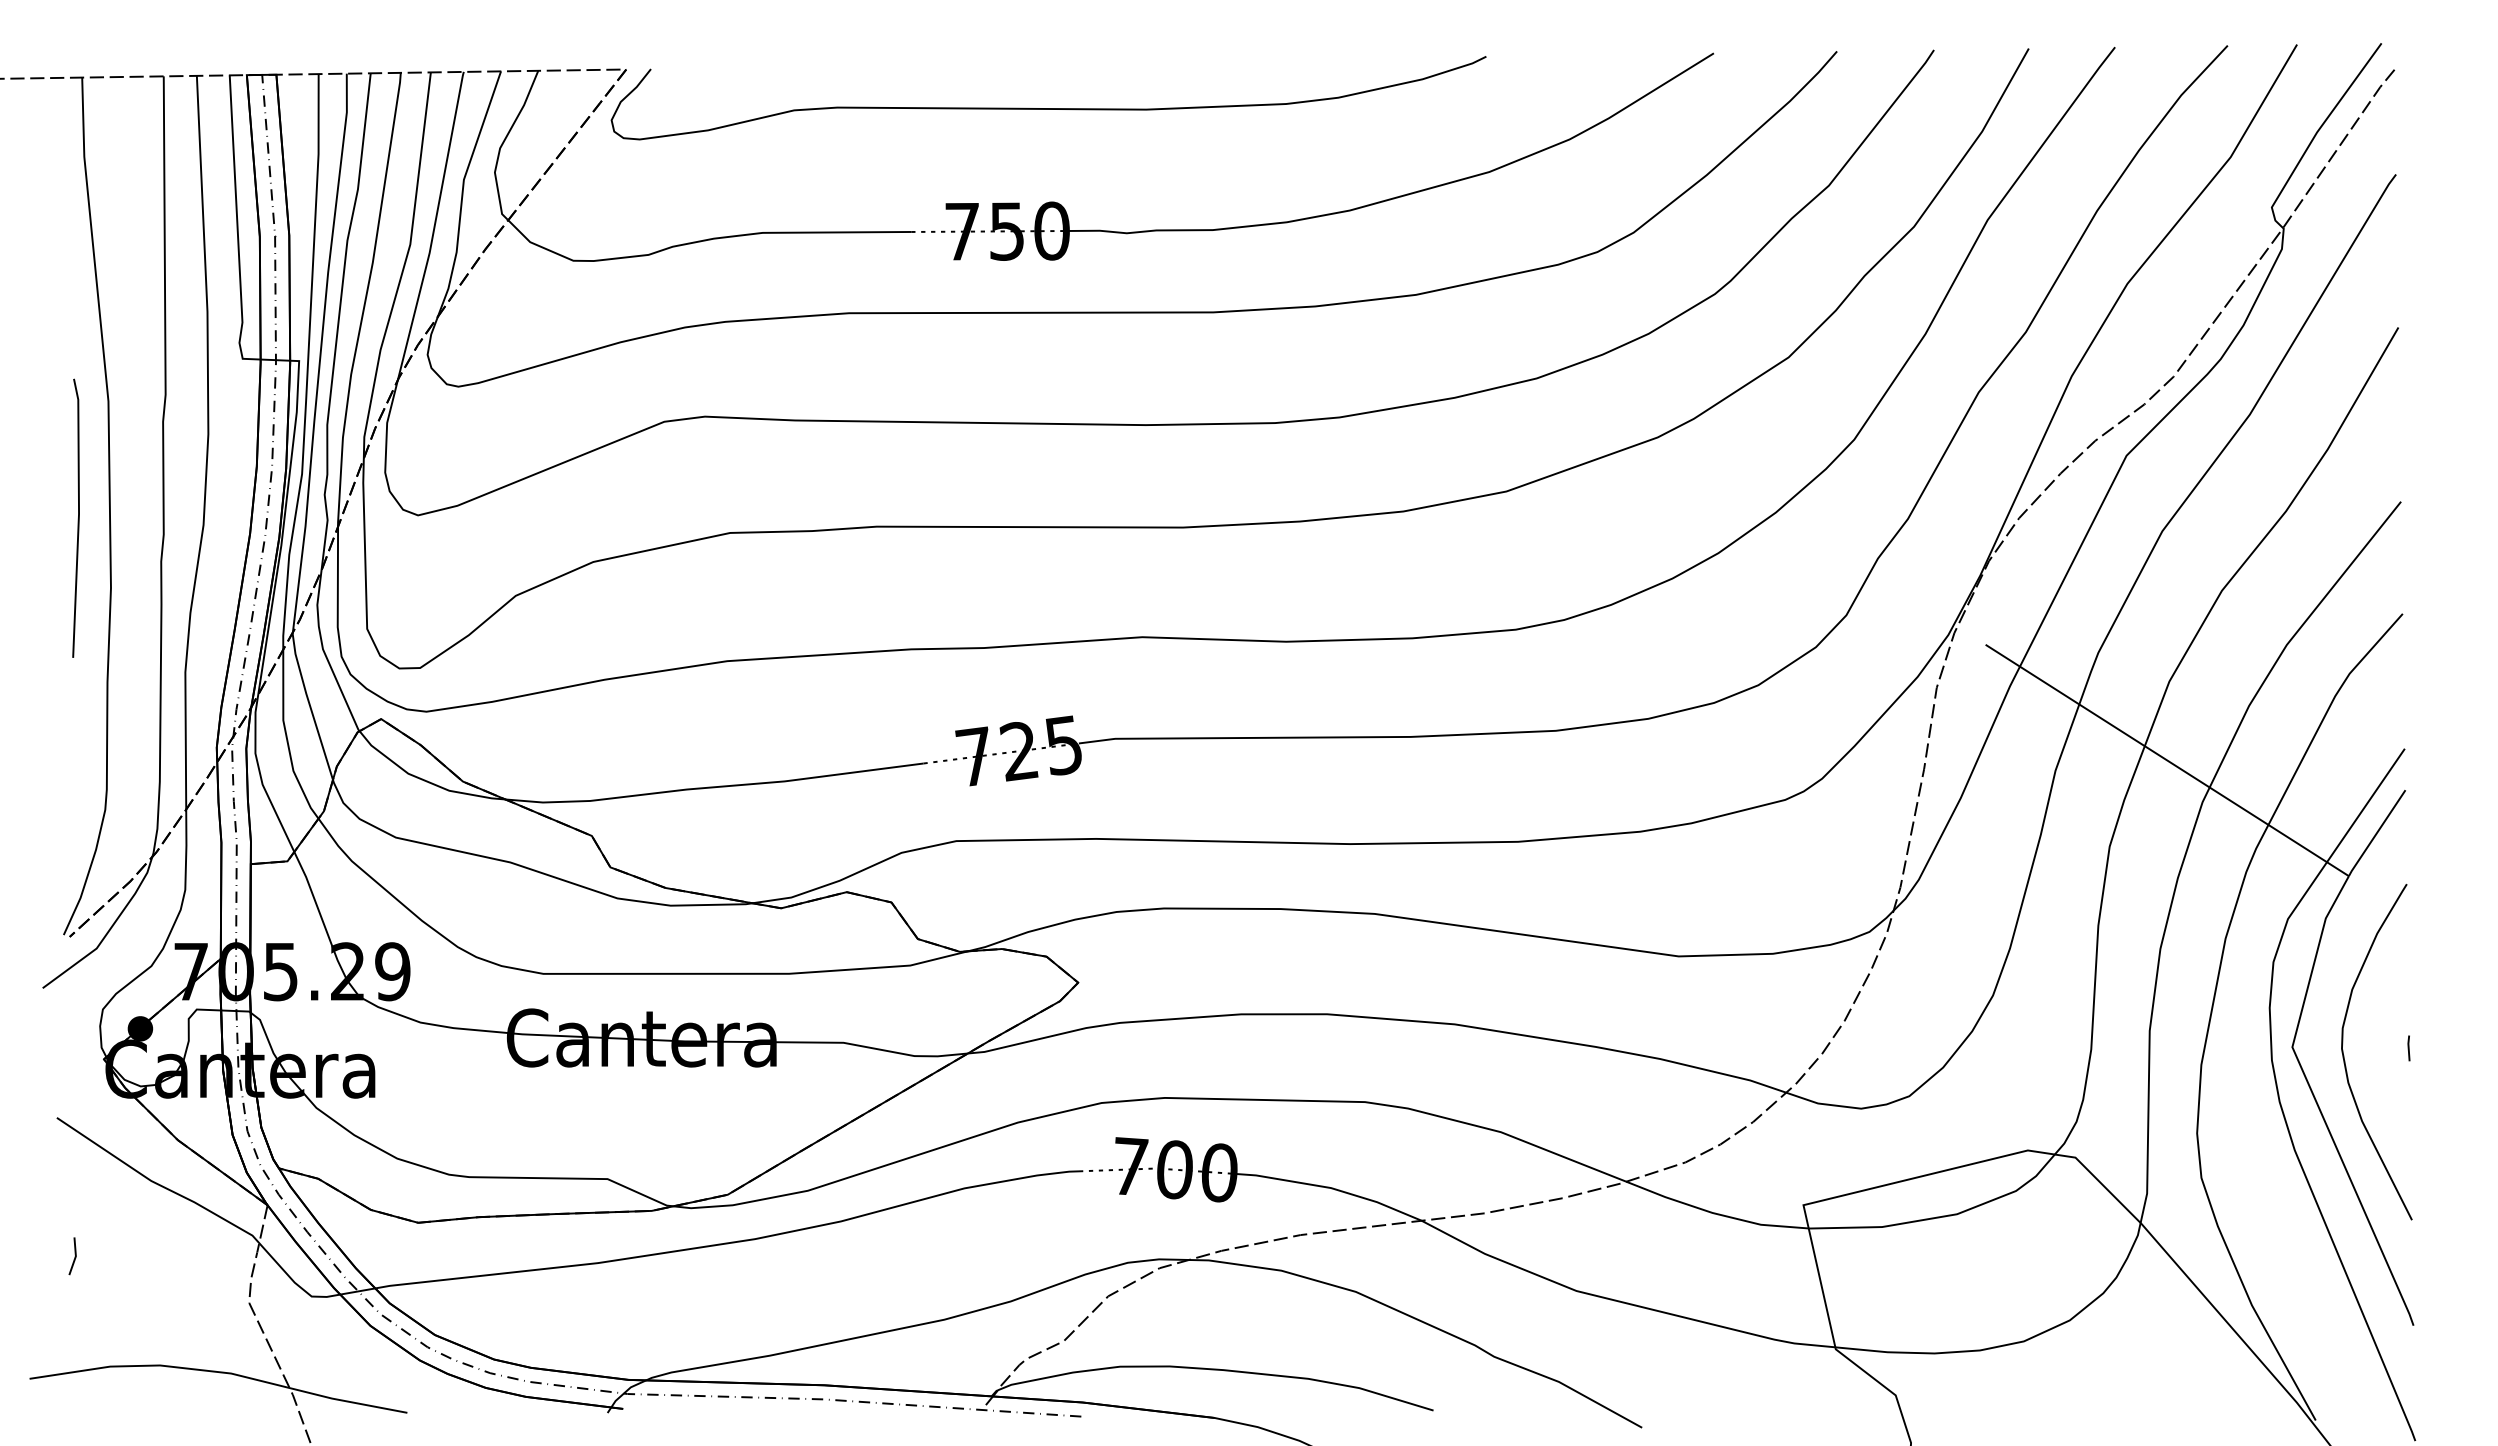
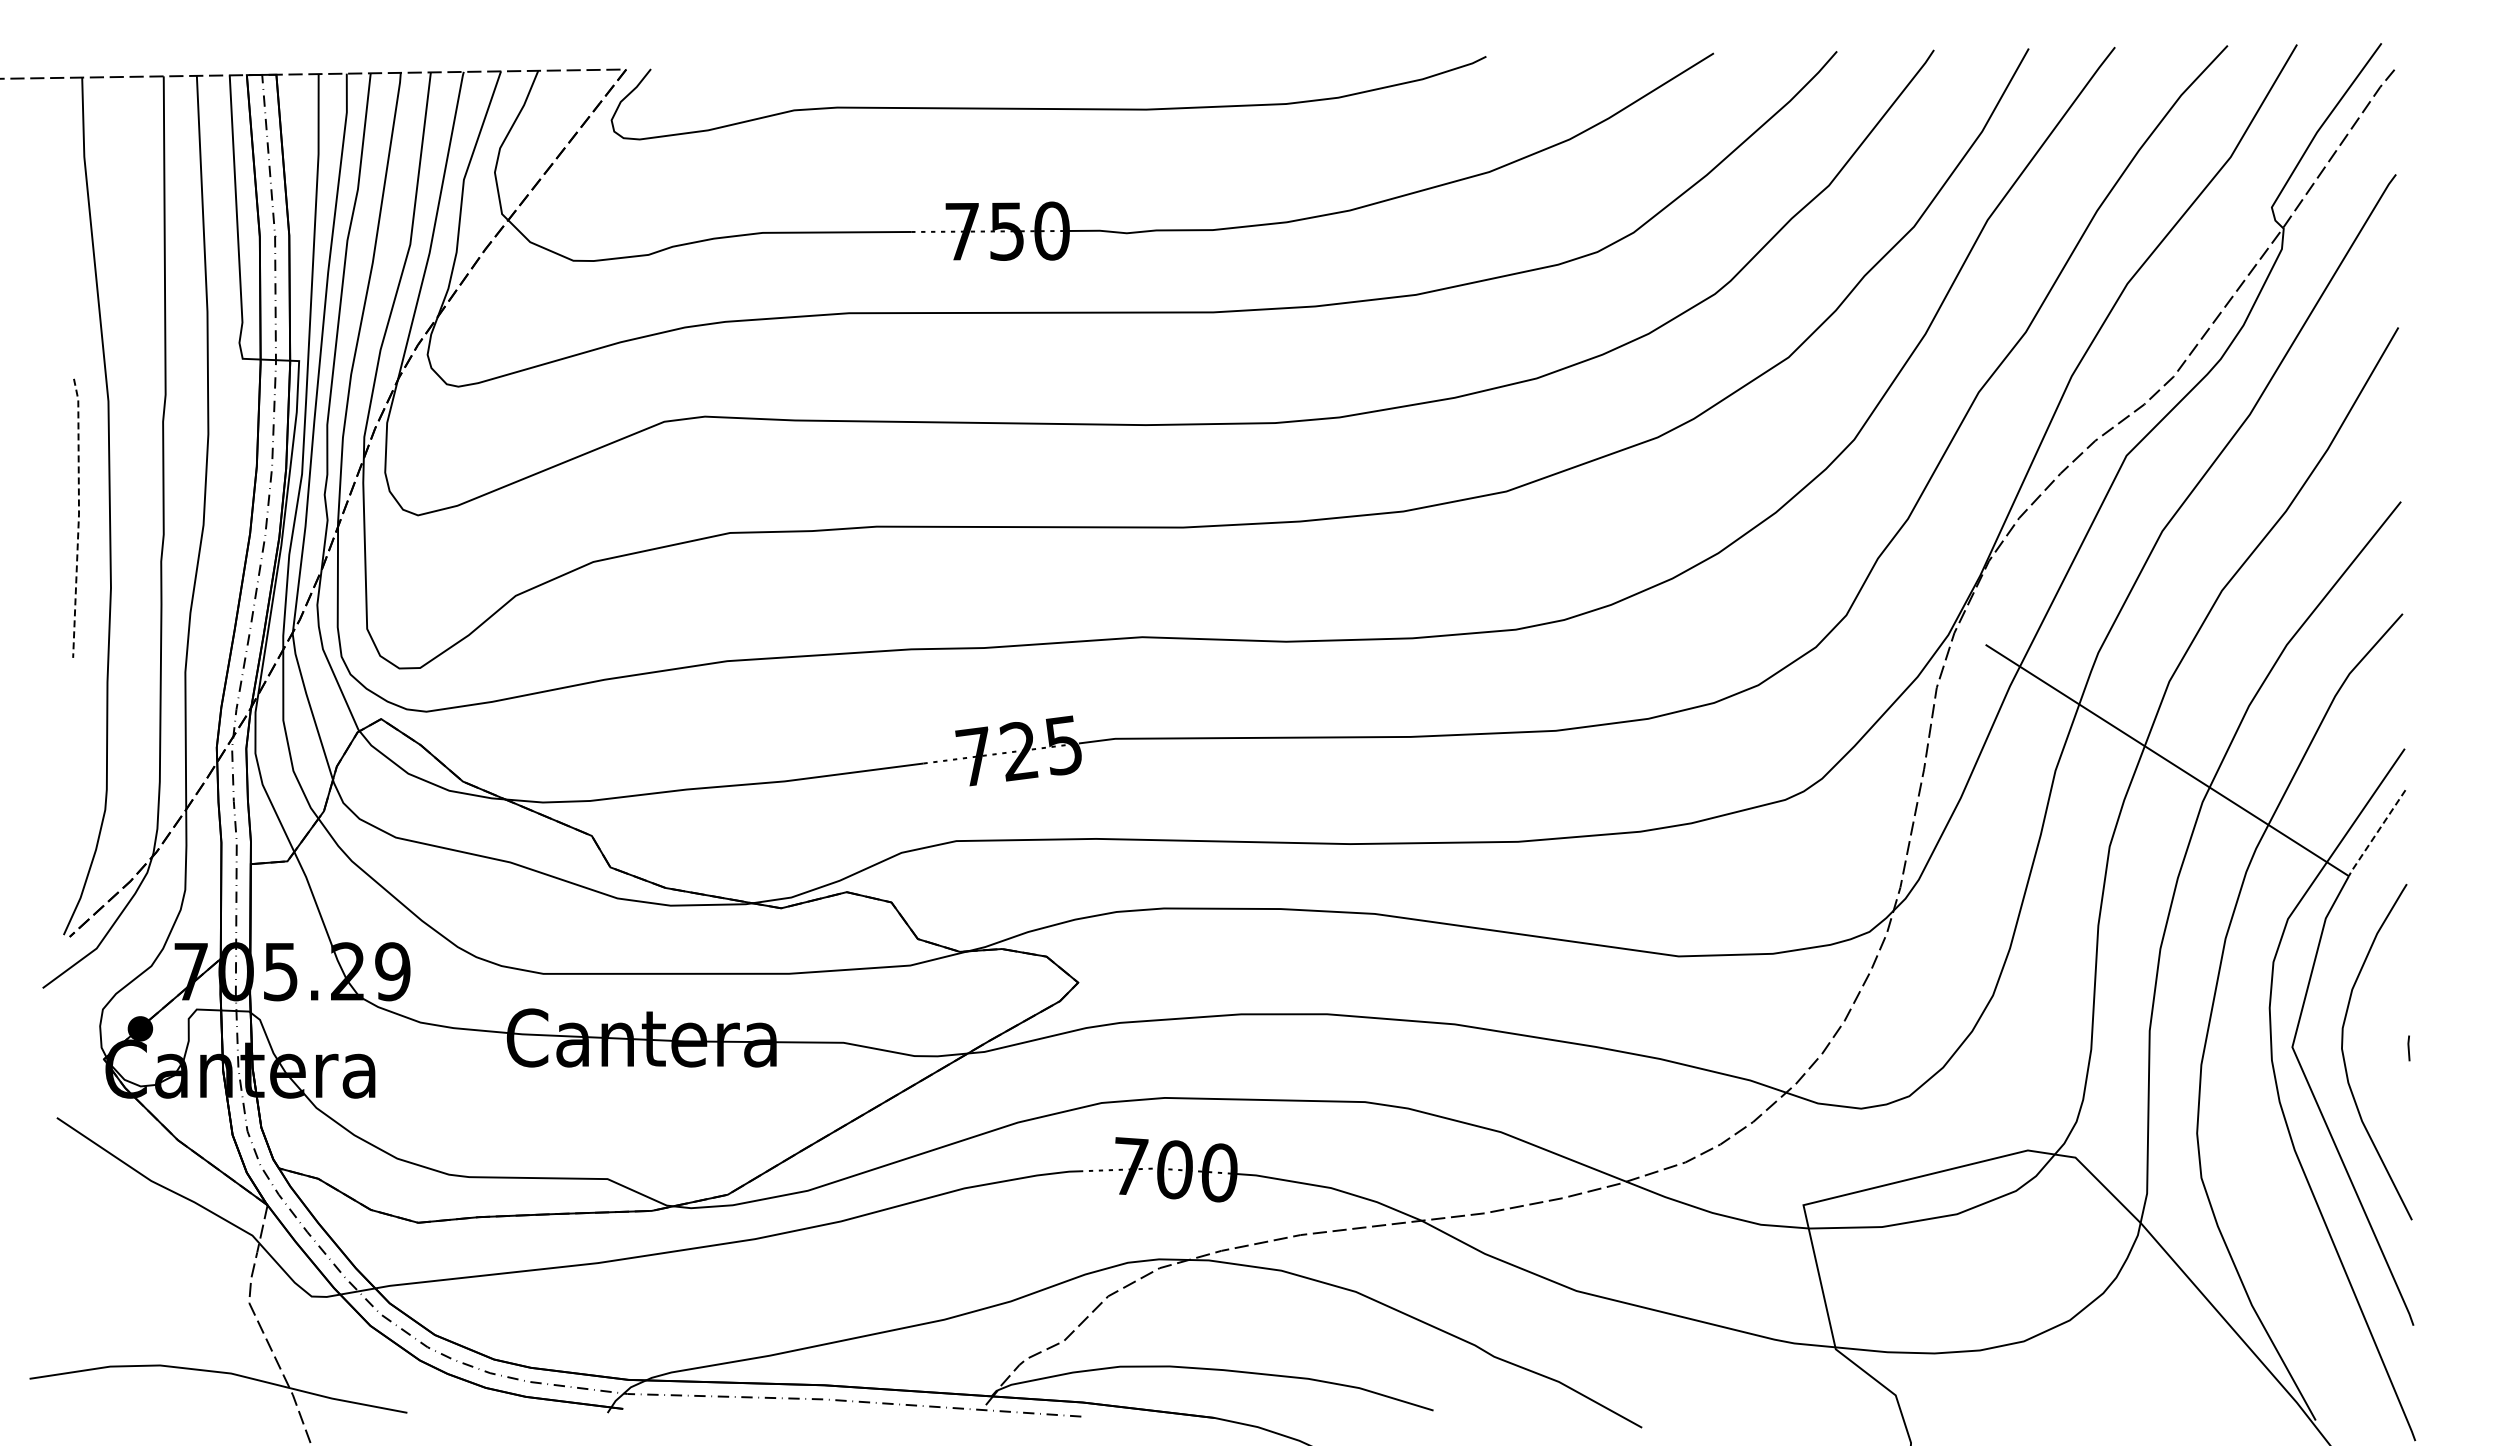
line: solid -> dashed (78, 517)
line: solid -> dashed (2376, 833)
line: present -> none (74, 1256)
